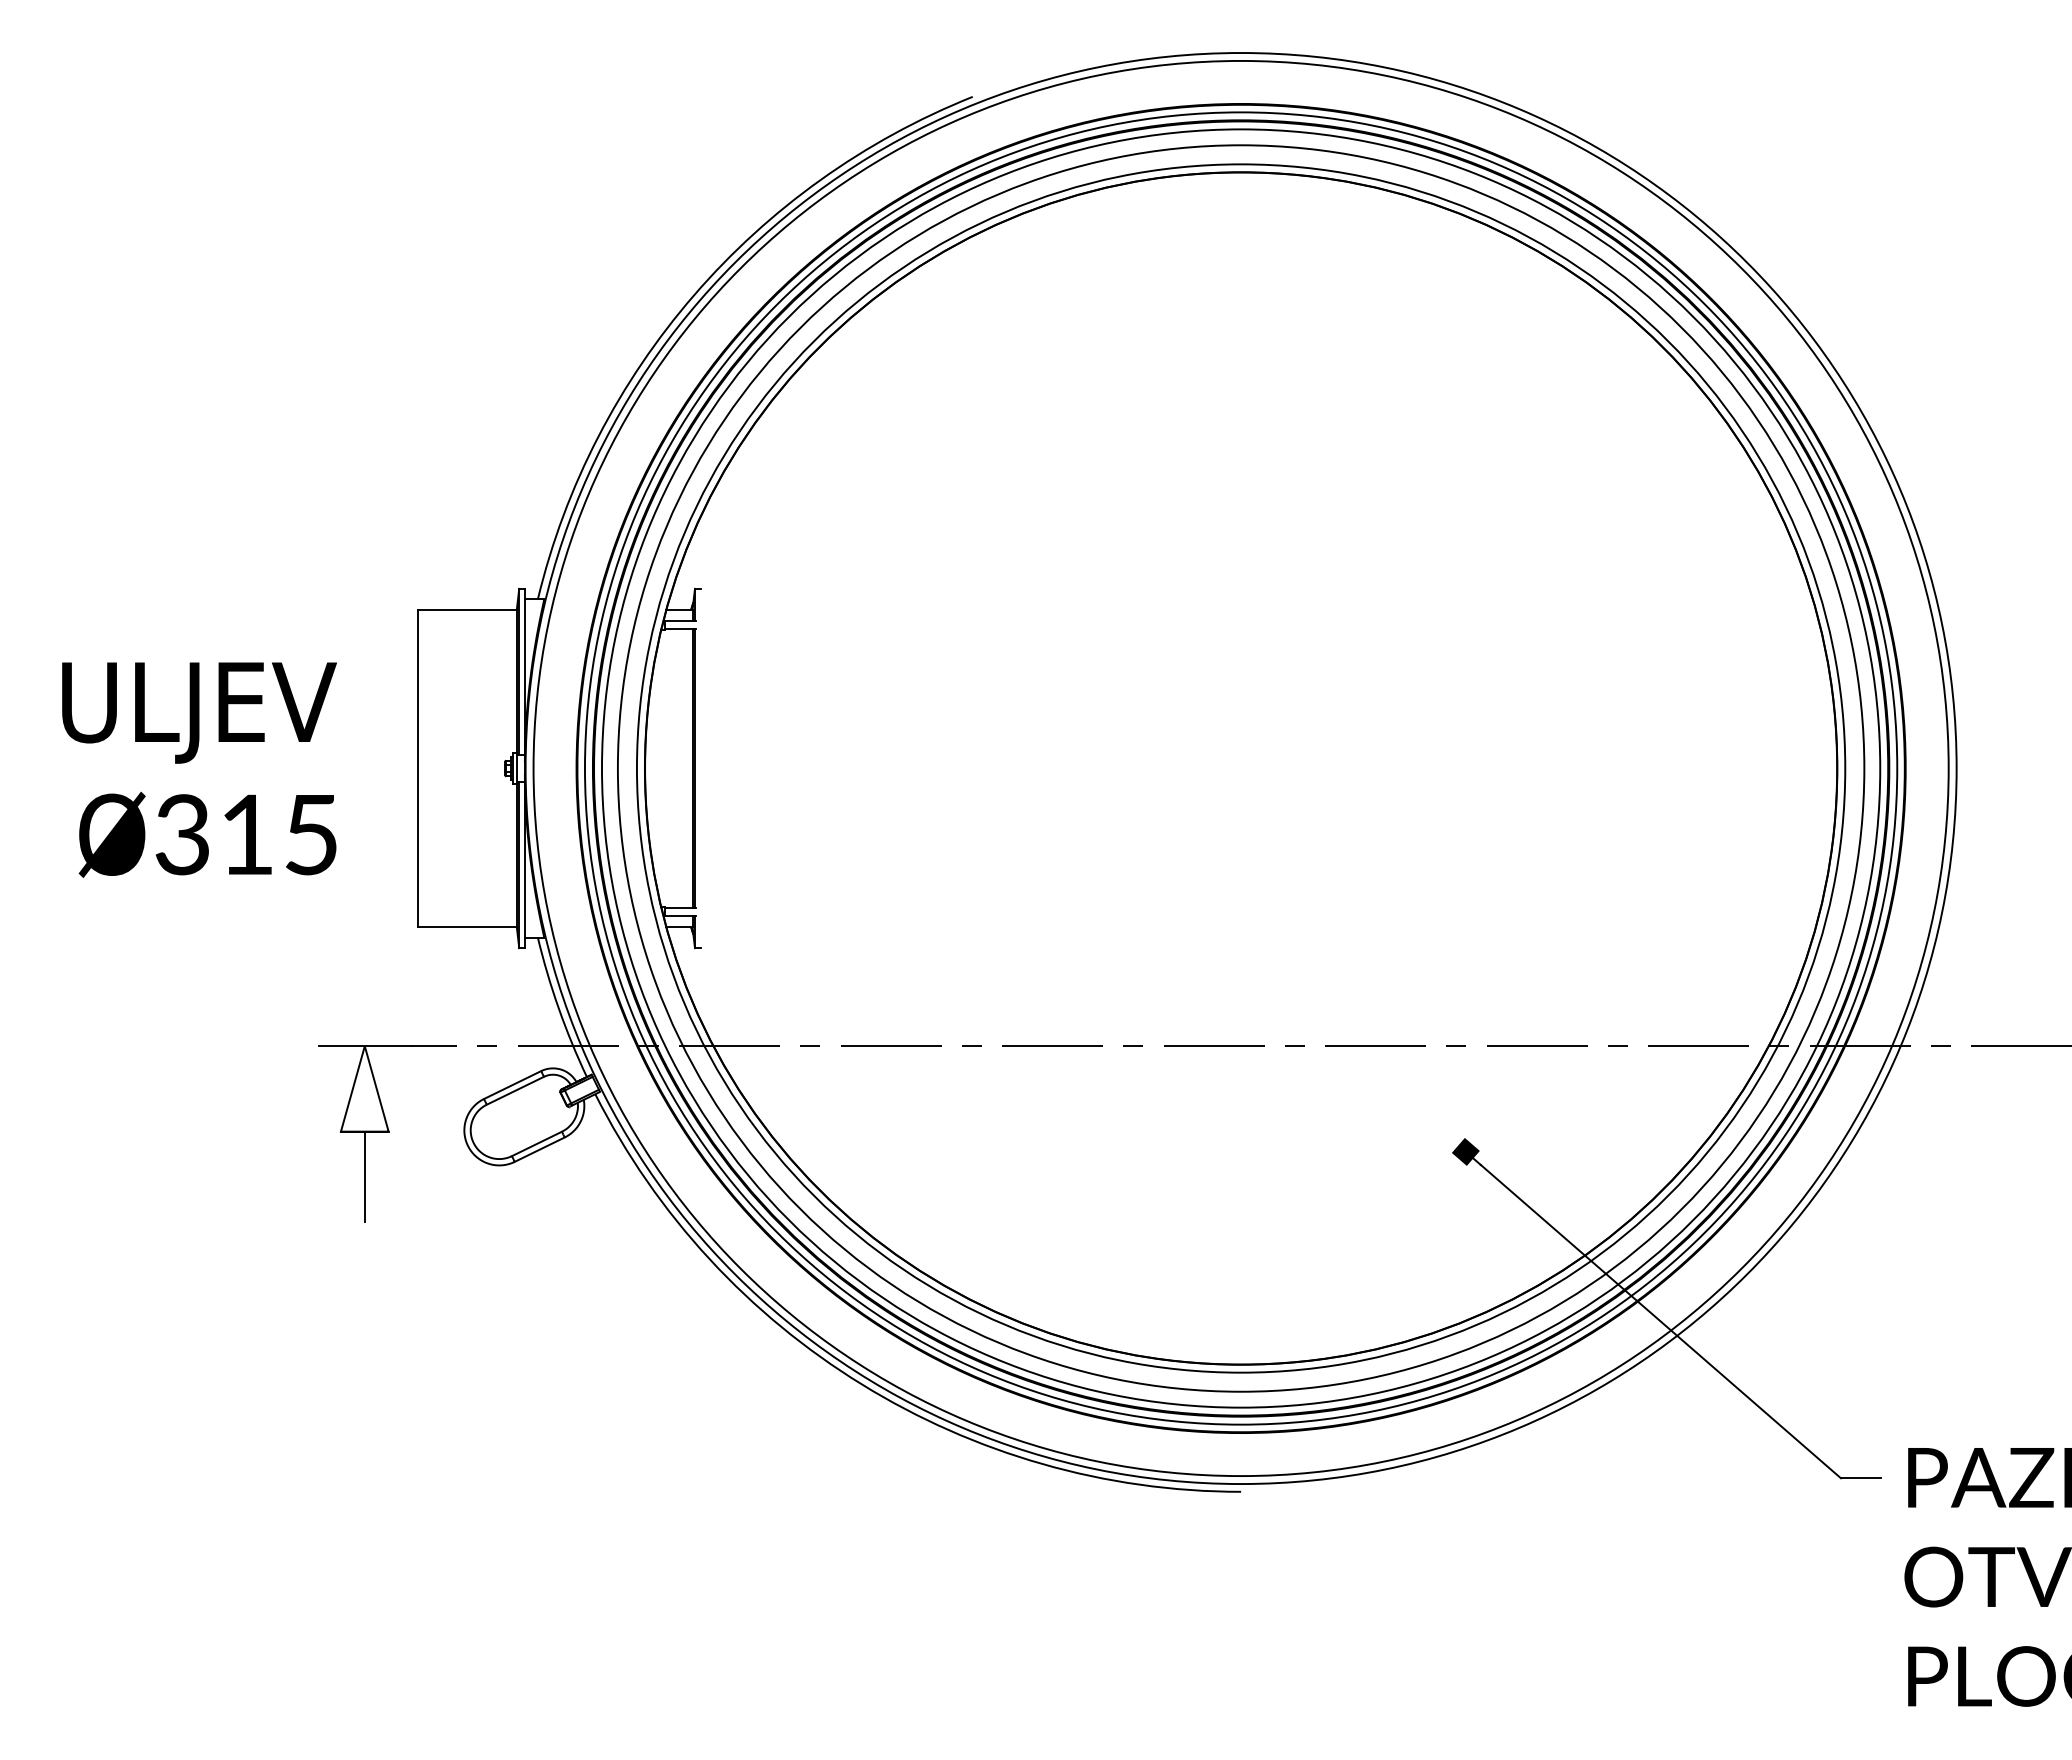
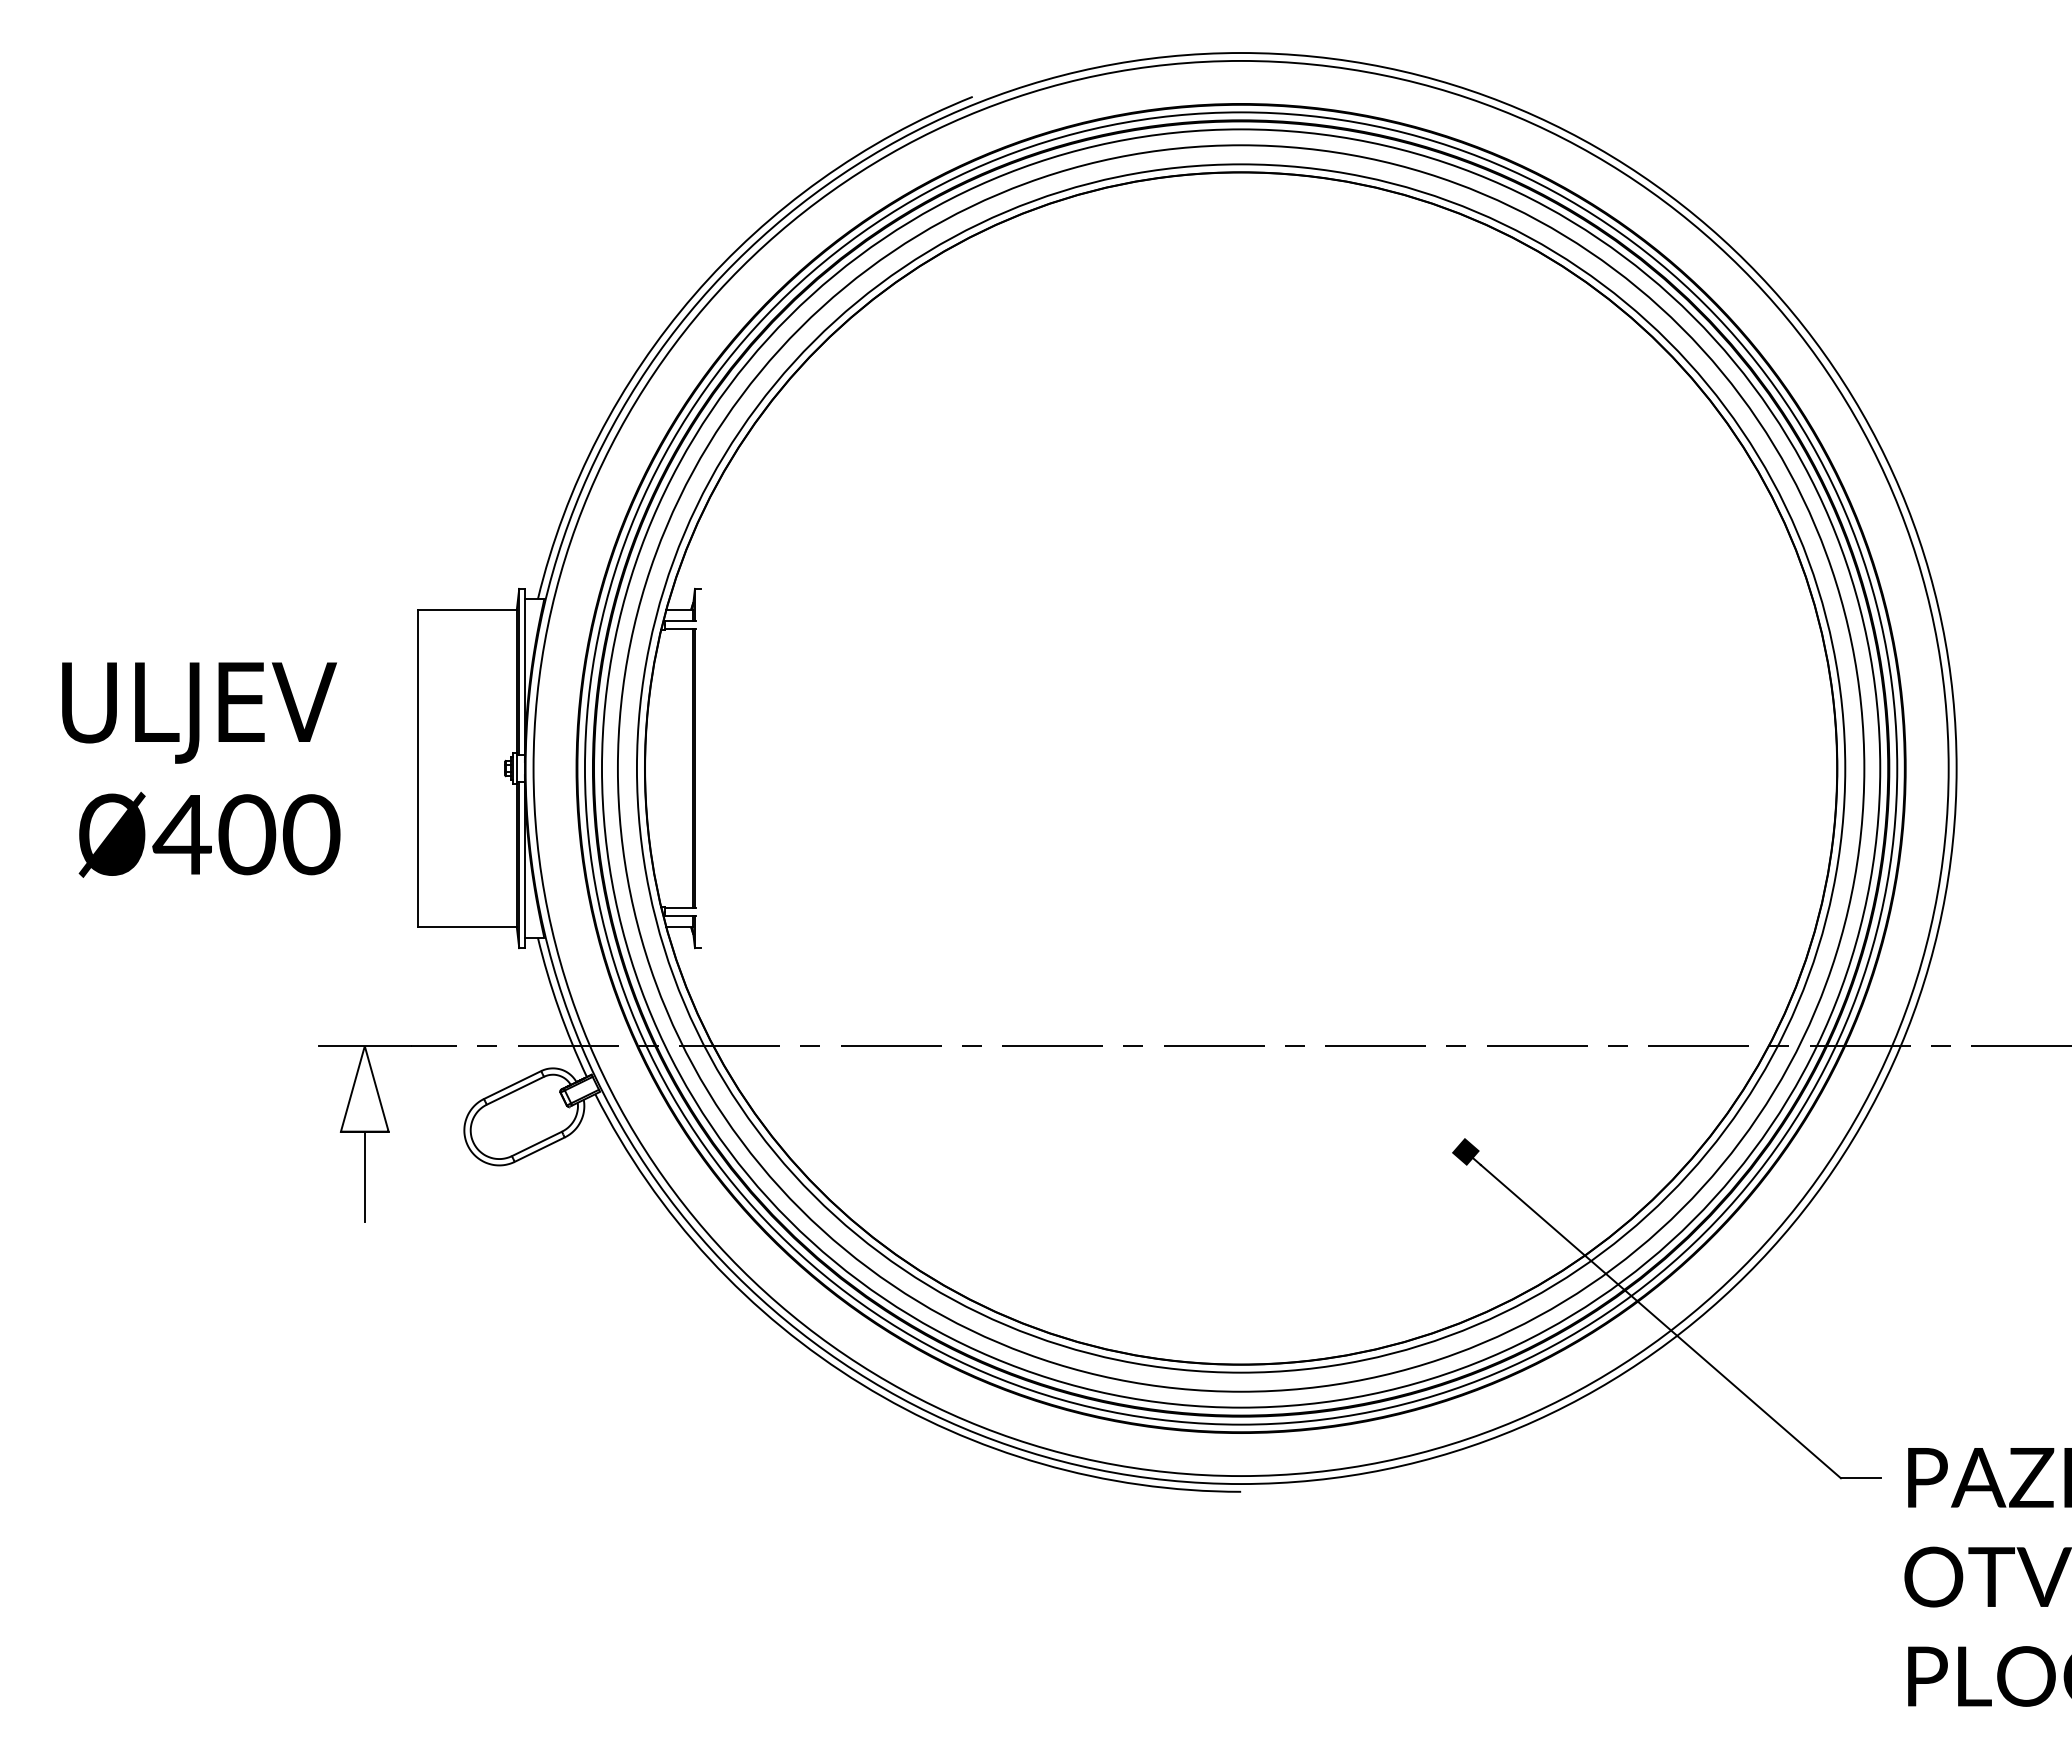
text: 315 -> 400 (246, 834)
